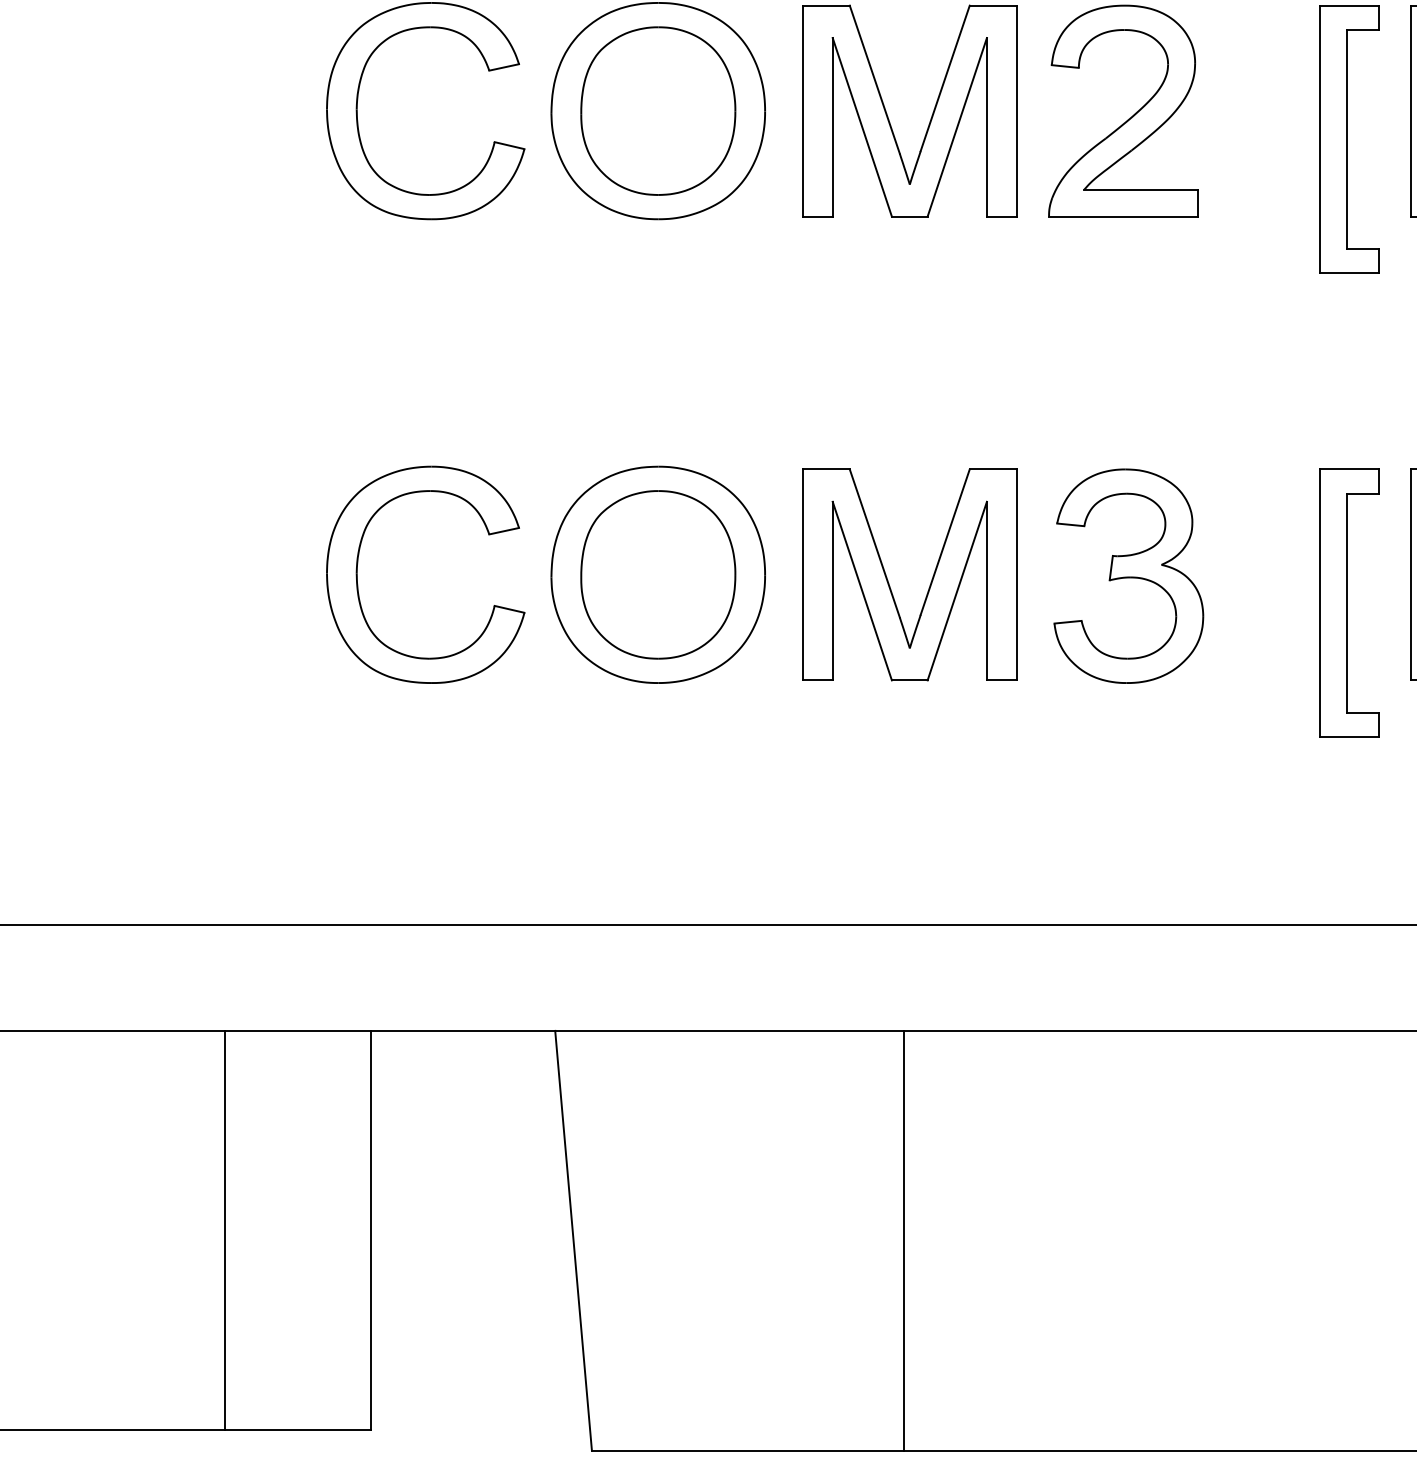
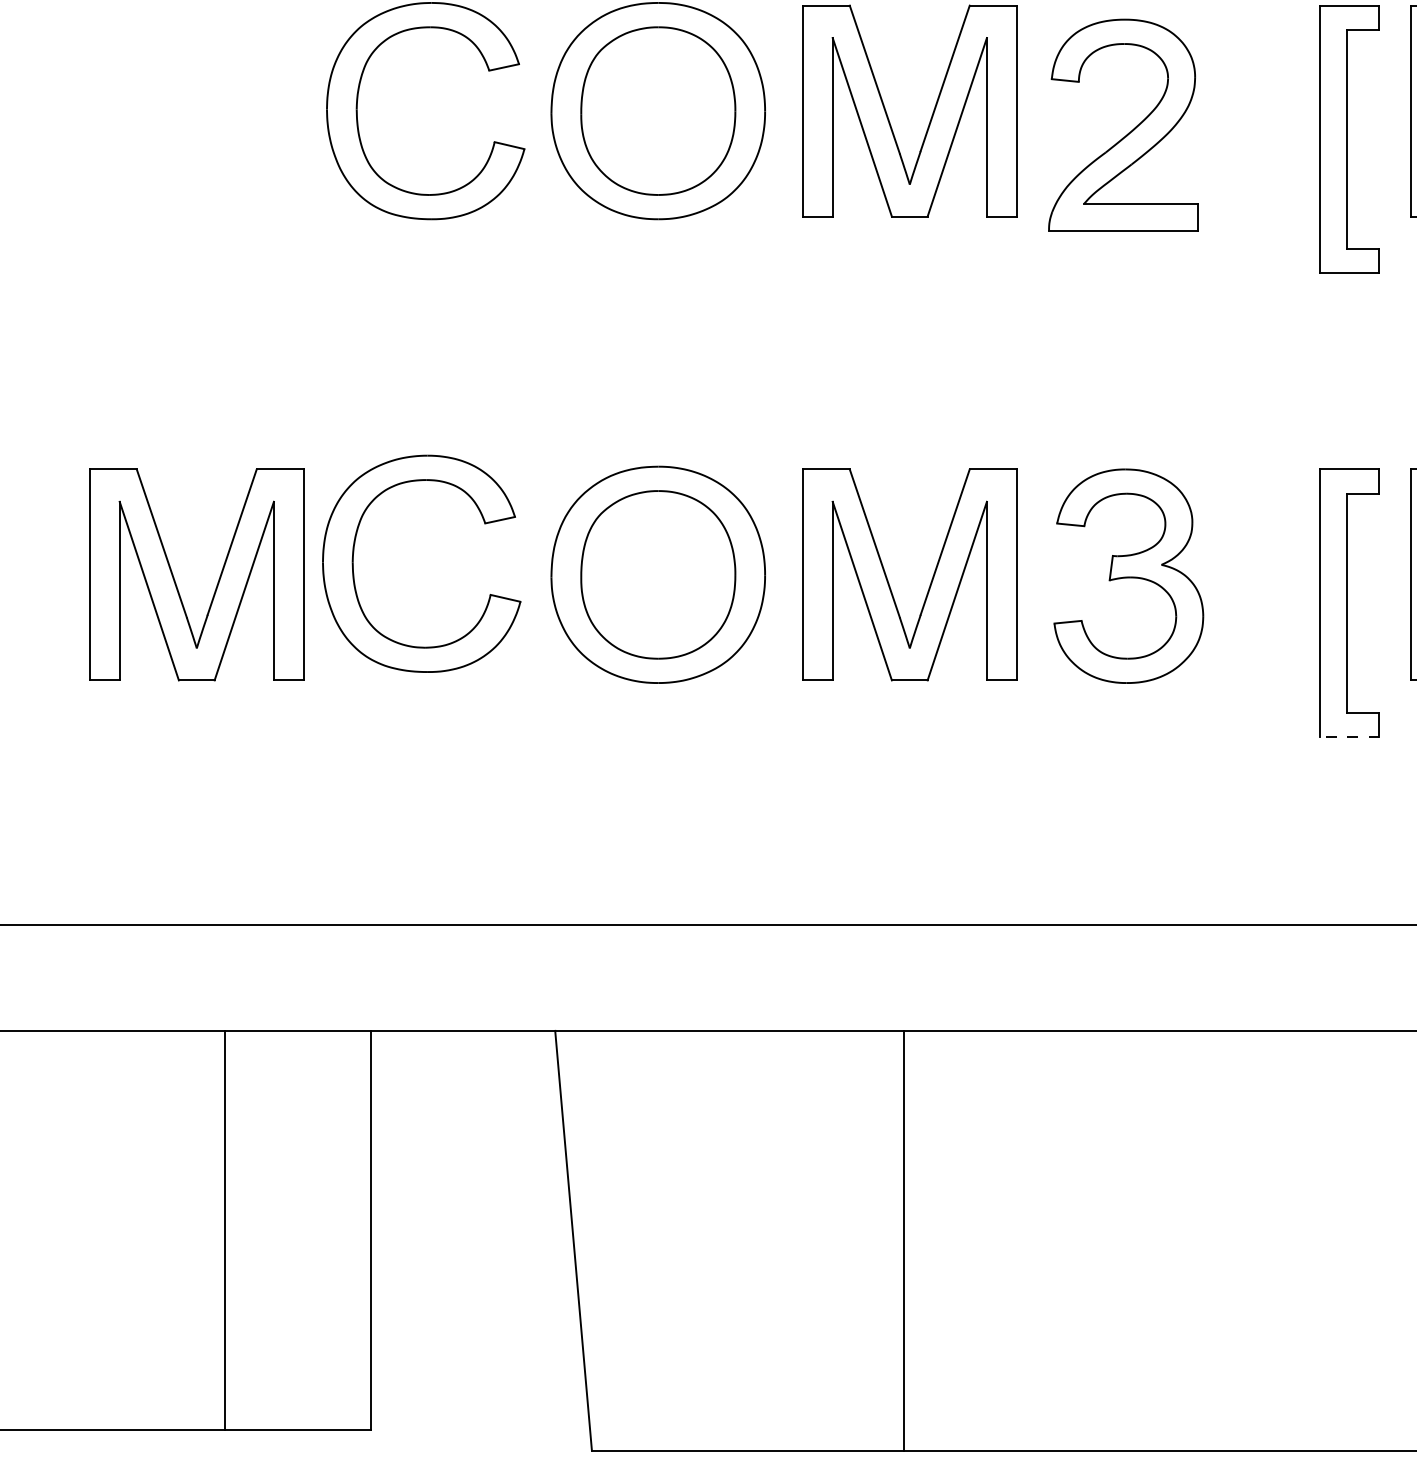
part position: (1128, 118) -> (1128, 132) (1128, 132)
part: none -> present (175, 580)
part position: (358, 584) -> (354, 573) (354, 573)
line: solid -> dashed (1349, 737)
